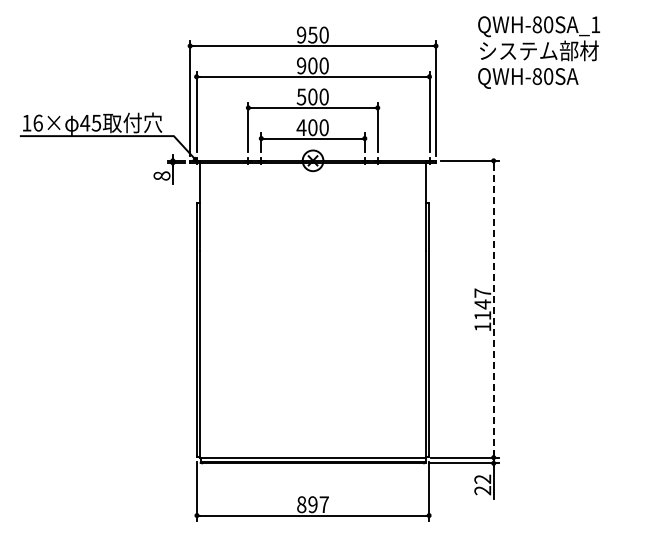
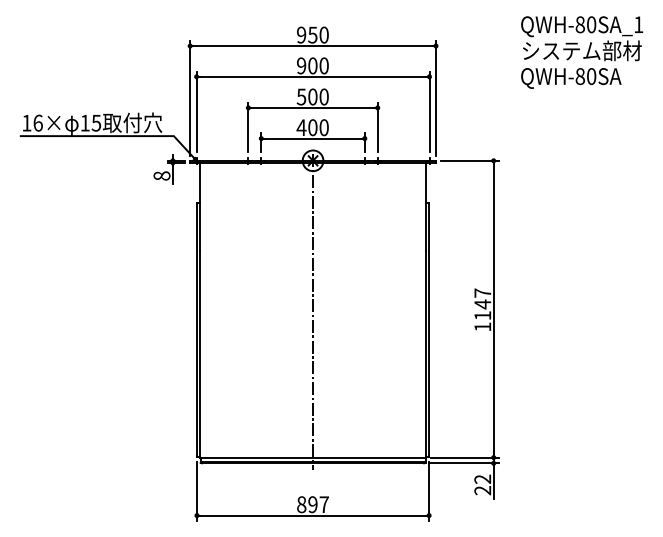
text position: (539, 52) -> (582, 52) (582, 52)
text: 45 -> 15 (85, 123)
line: dashed -> solid (493, 309)
line: none -> present (313, 311)
